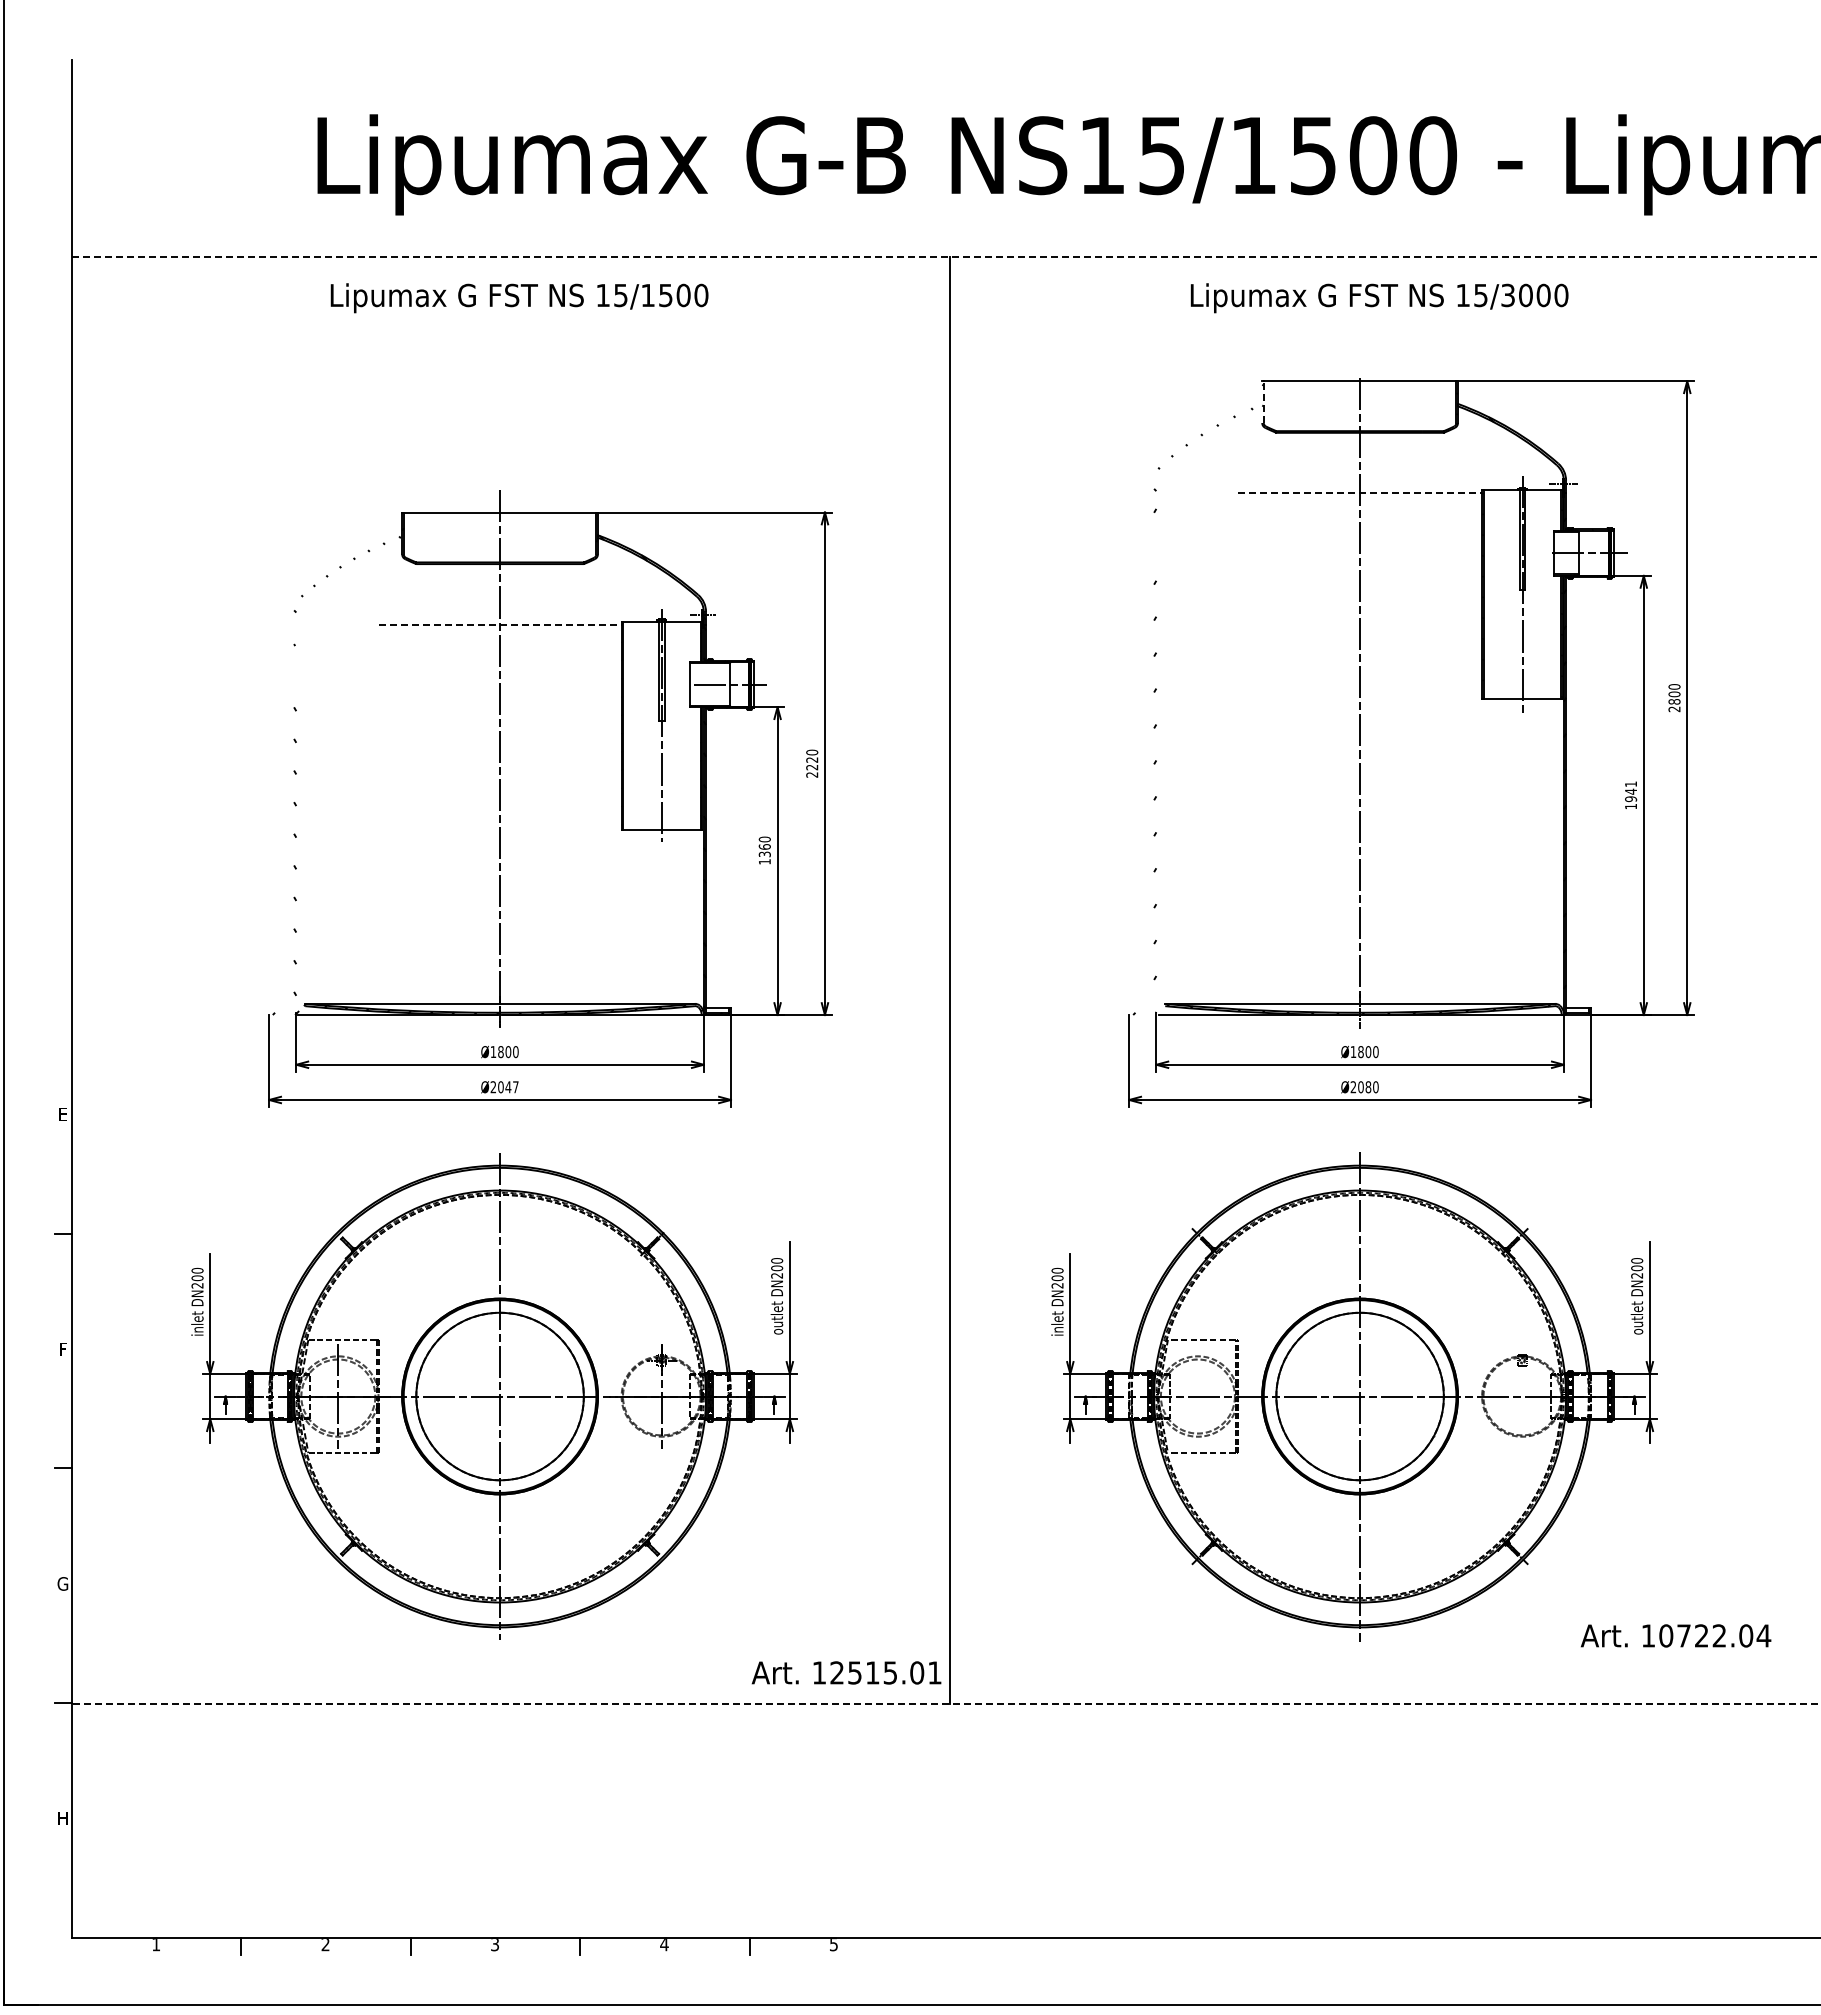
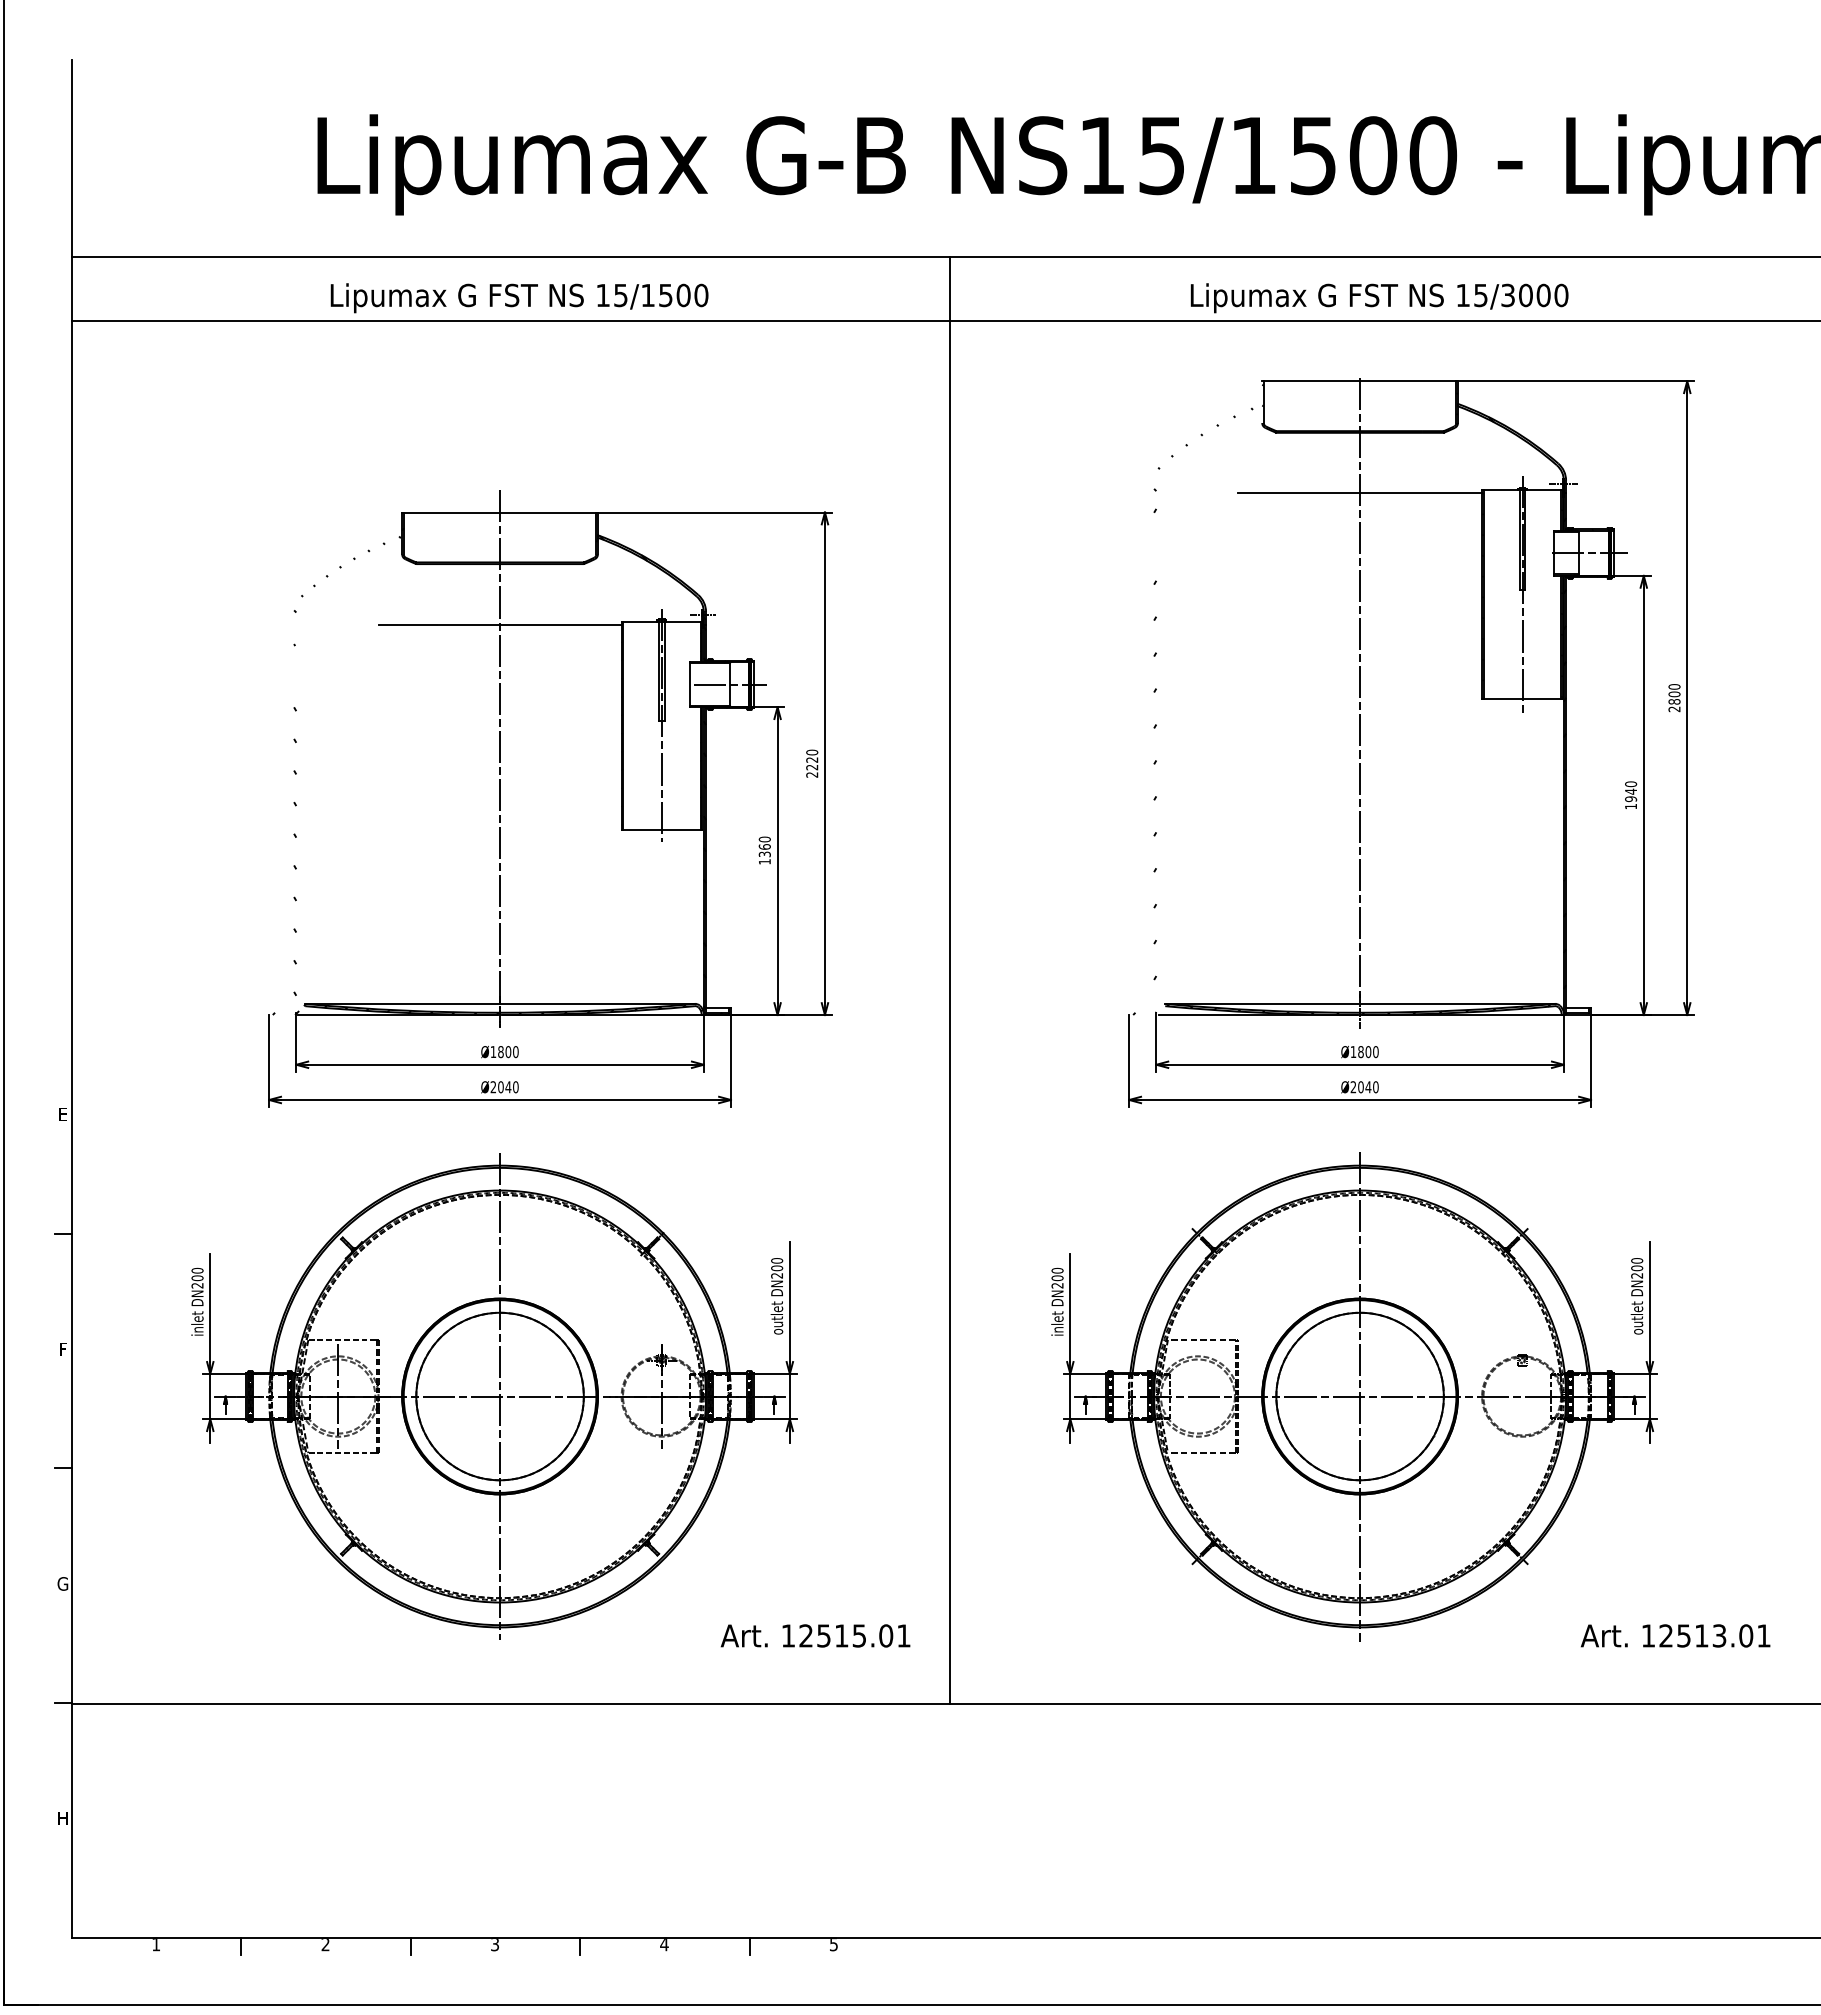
line: dashed -> solid (946, 257)
line: none -> present (944, 320)
line: dashed -> solid (1263, 402)
line: dashed -> solid (1360, 493)
line: dashed -> solid (500, 624)
text: 1941 -> 1940 (1631, 784)
text: Ø2047 -> Ø2040 (515, 1087)
text: Ø2080 -> Ø2040 (1368, 1087)
text: 10722.04 -> 12513.01 (1715, 1635)
text position: (846, 1672) -> (815, 1635) (815, 1635)
line: dashed -> solid (946, 1703)
